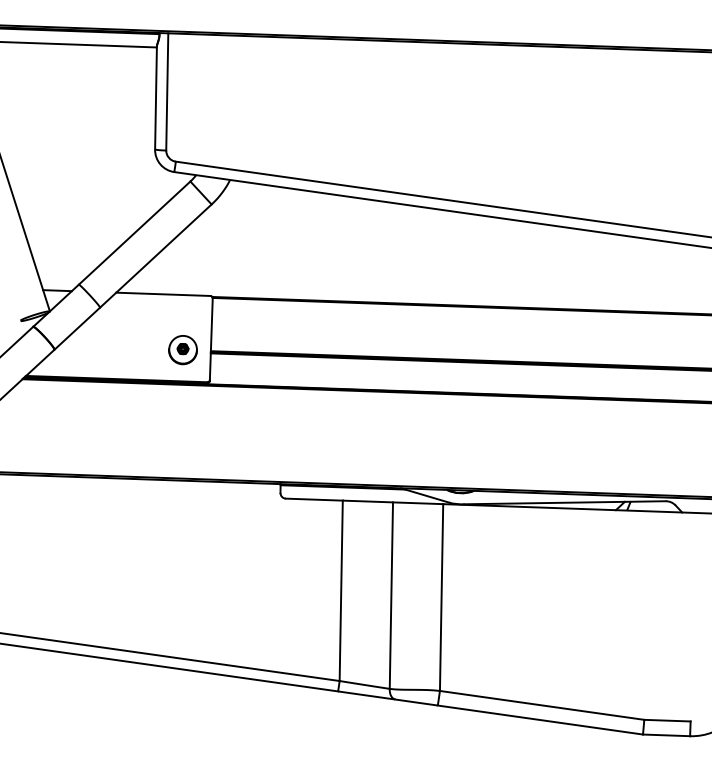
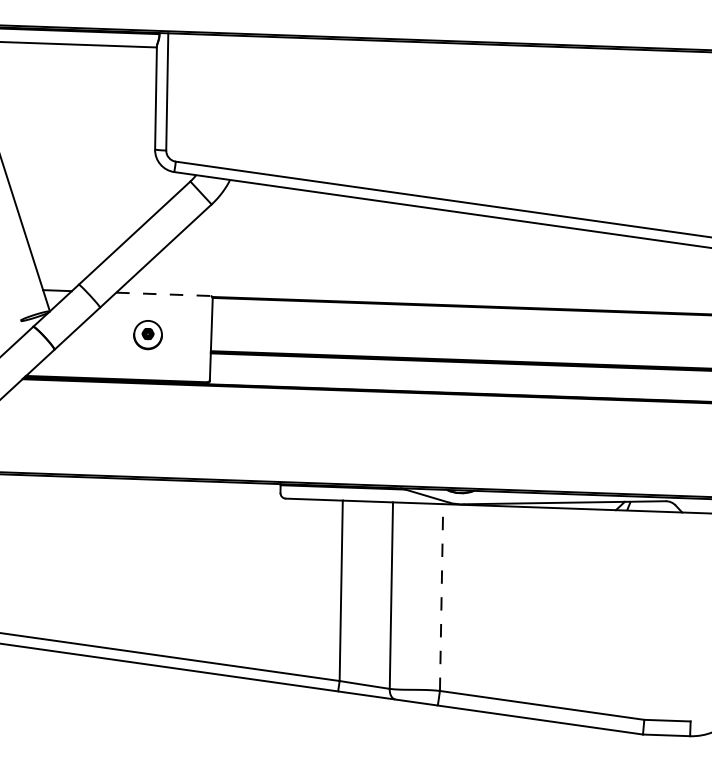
line: solid -> dashed (163, 294)
part position: (182, 350) -> (147, 335) (147, 335)
line: solid -> dashed (441, 597)
